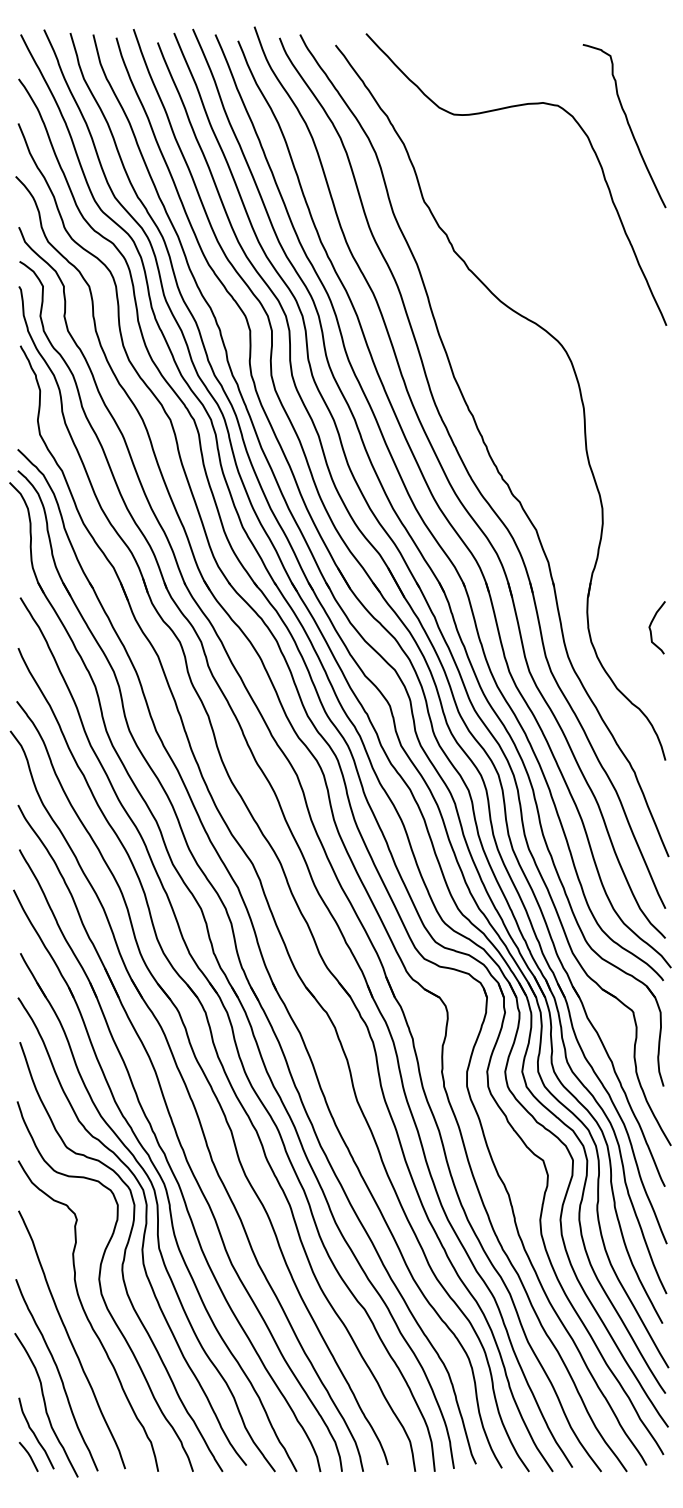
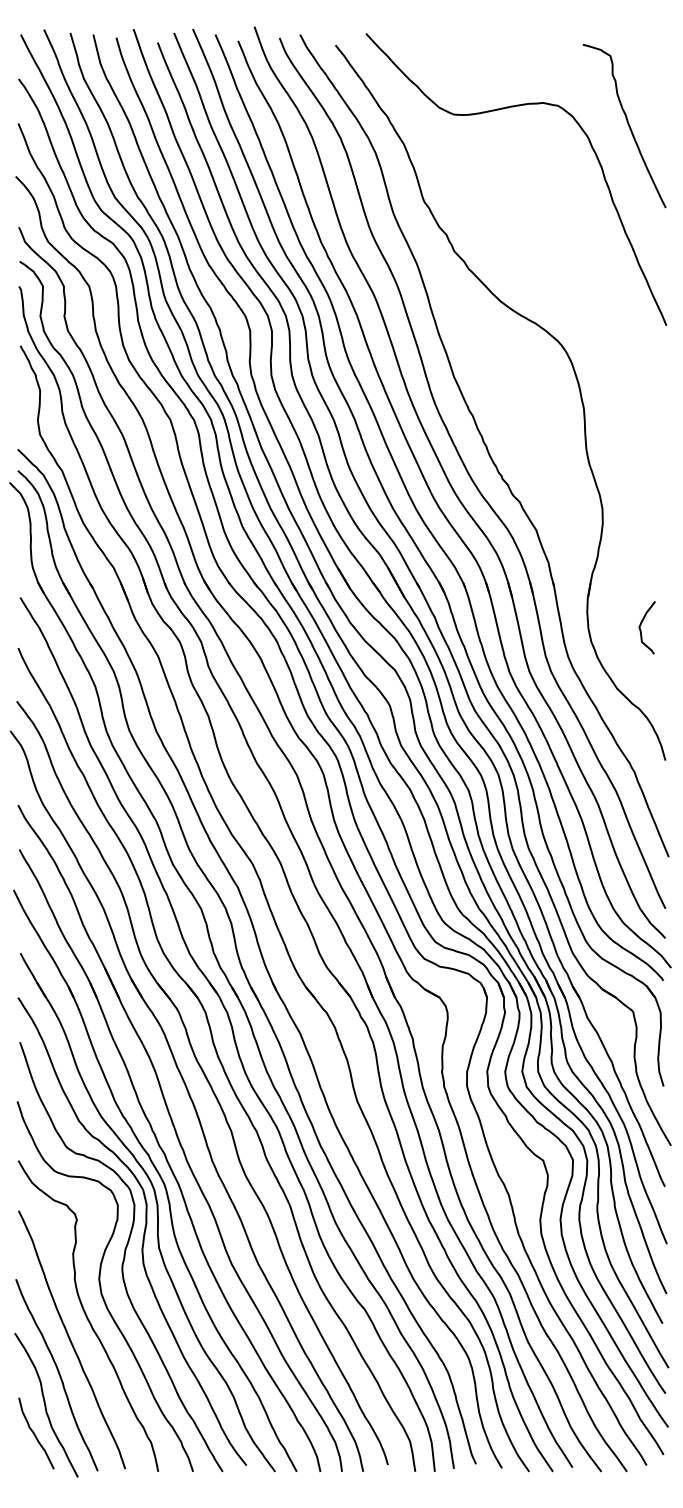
curve position: (651, 625) -> (641, 625) (641, 625)
line: present -> none (28, 1455)
